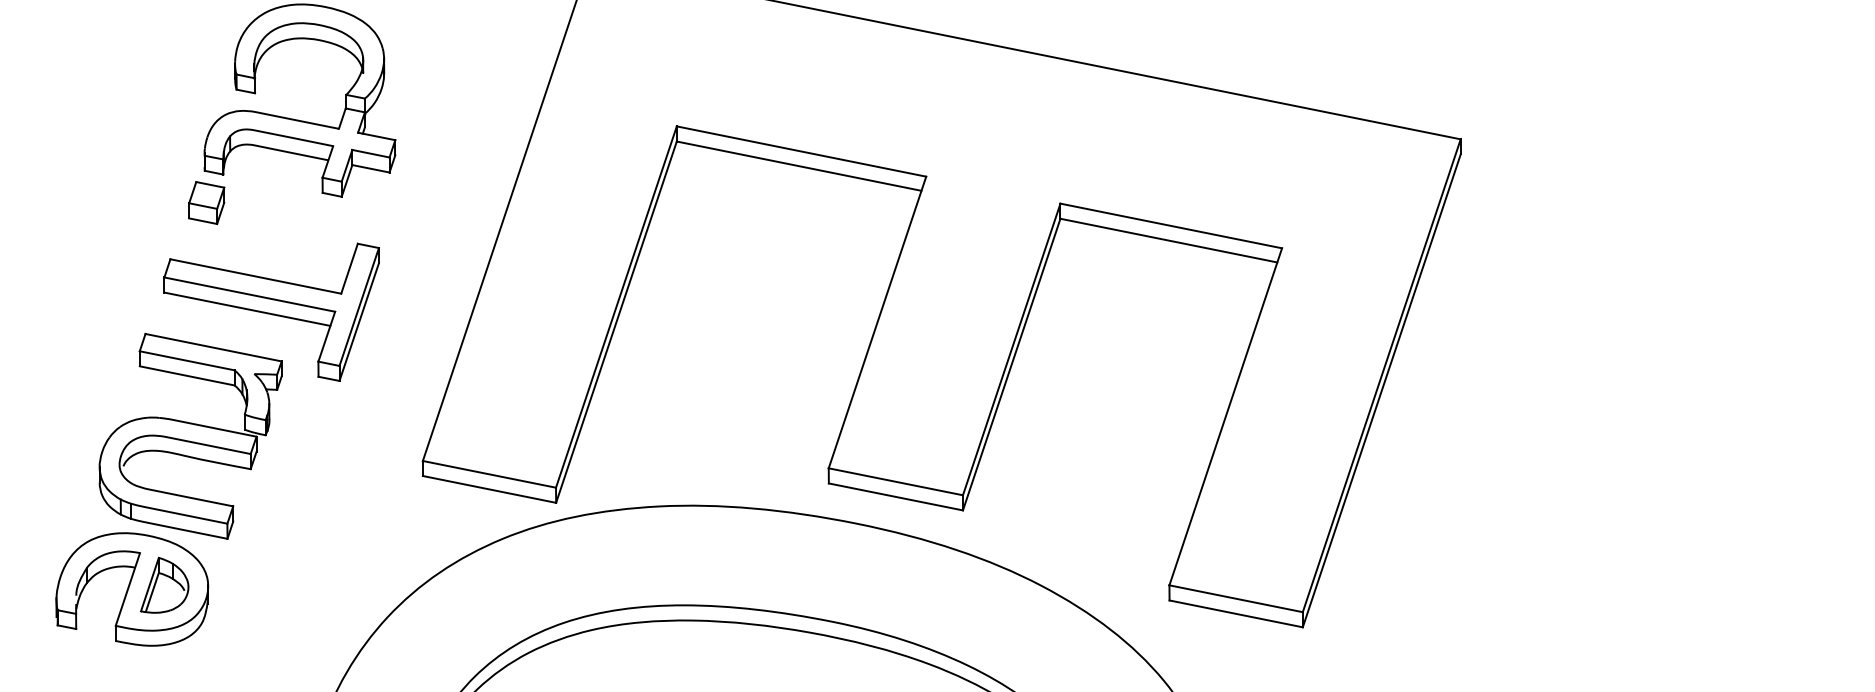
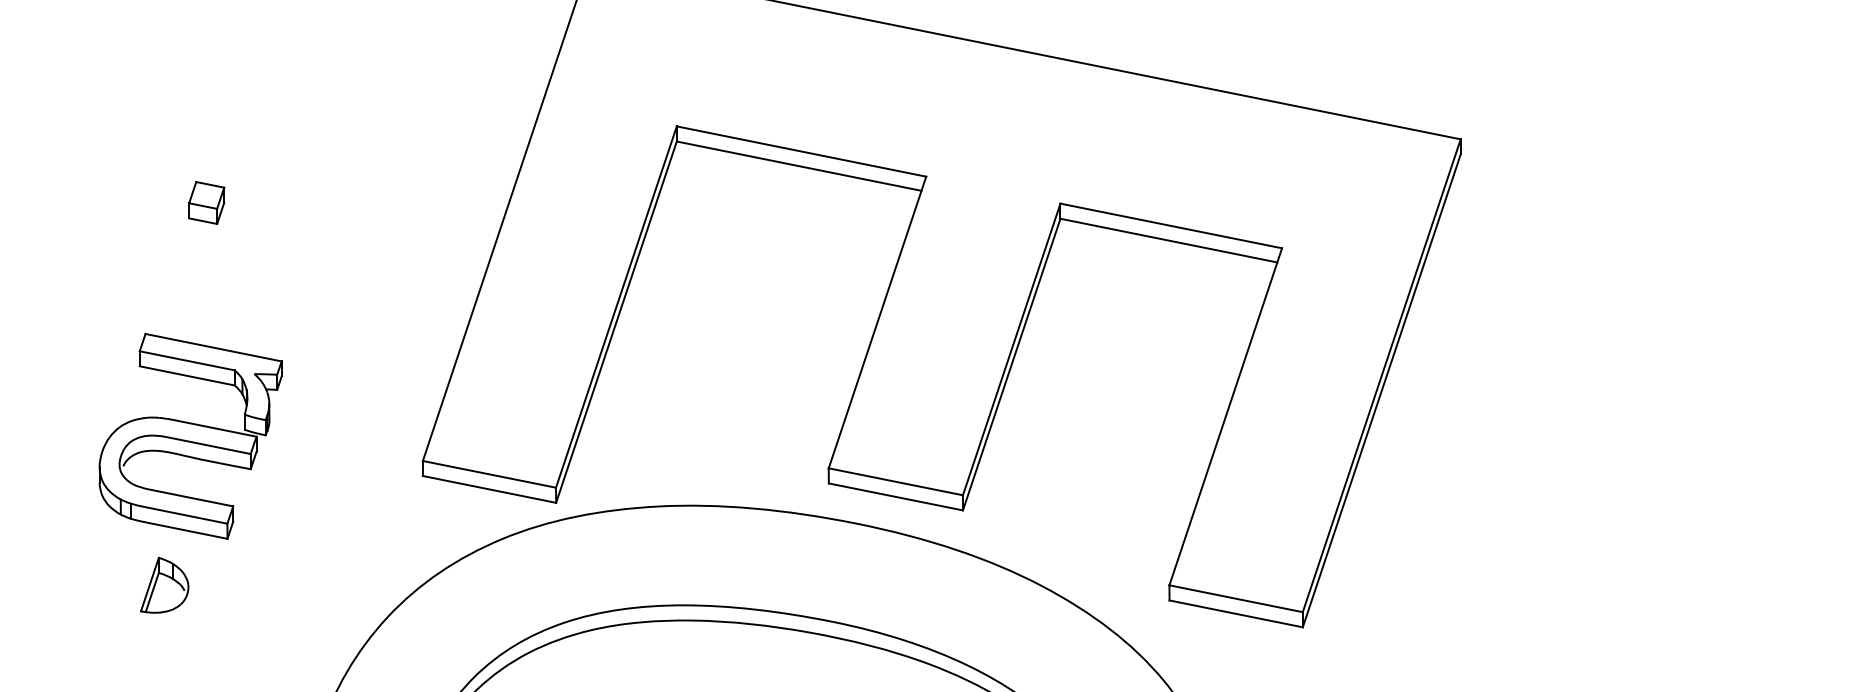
part: present -> none (293, 118)
part: present -> none (271, 311)
part: present -> none (132, 589)
